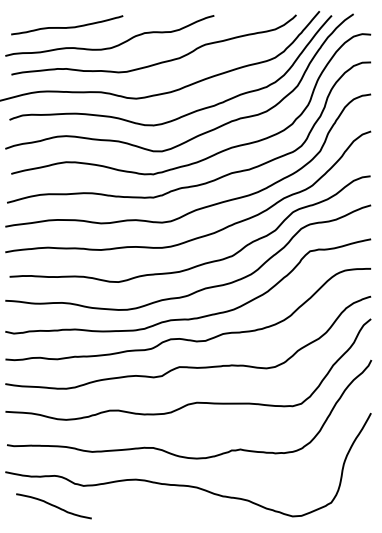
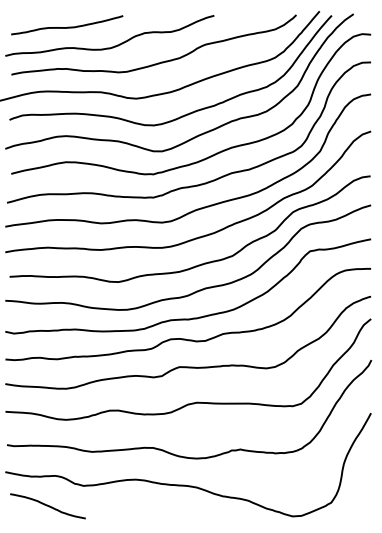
curve position: (53, 506) -> (47, 506) (47, 506)
